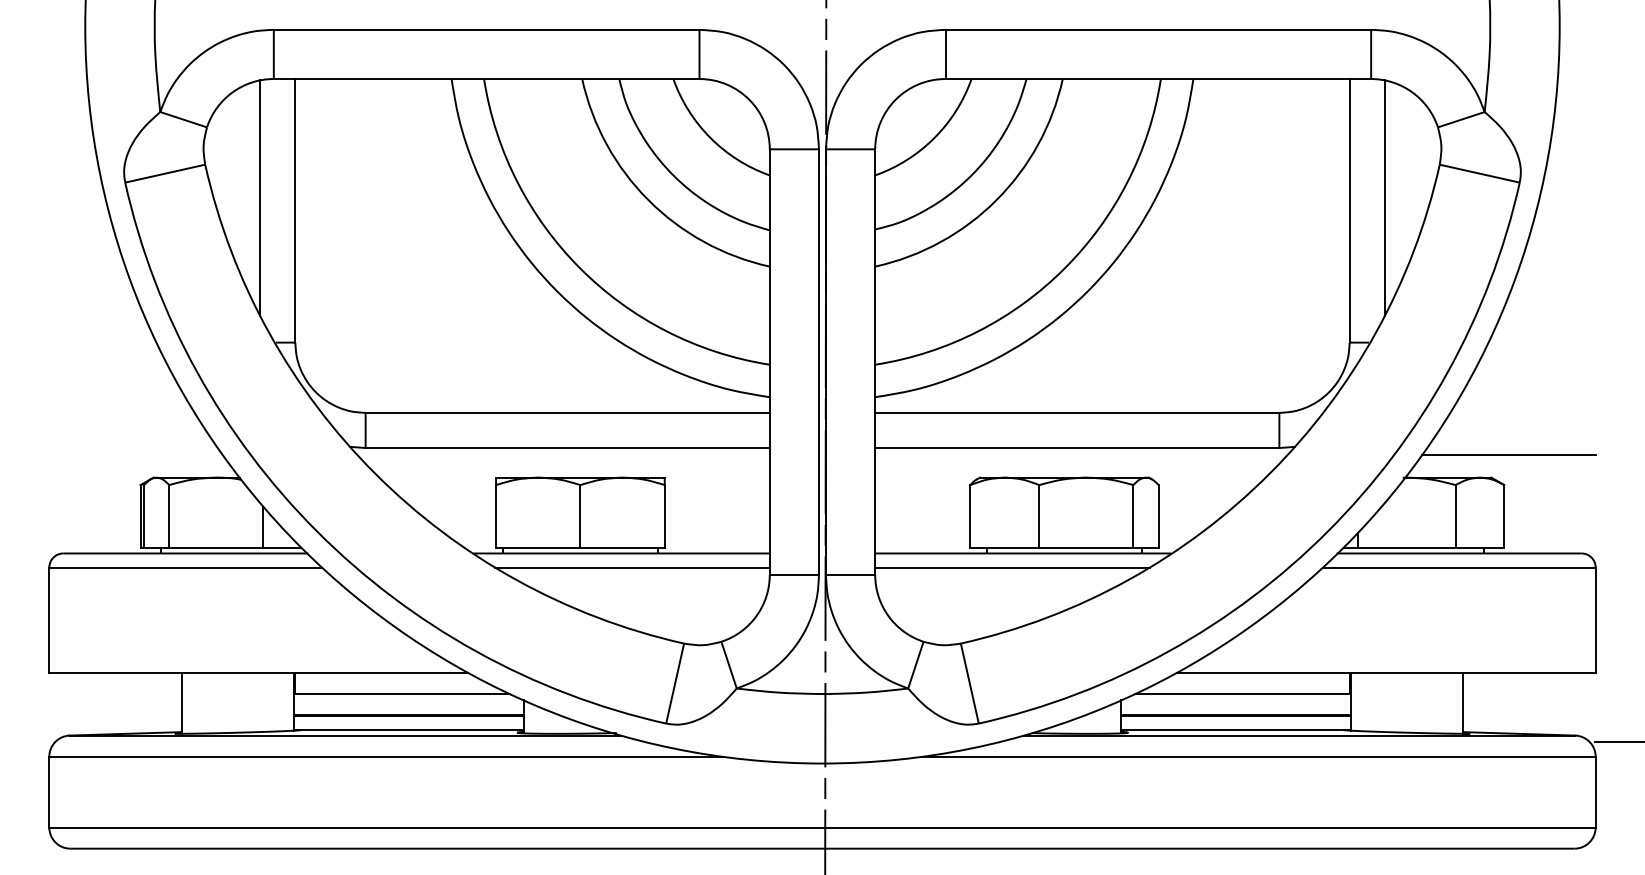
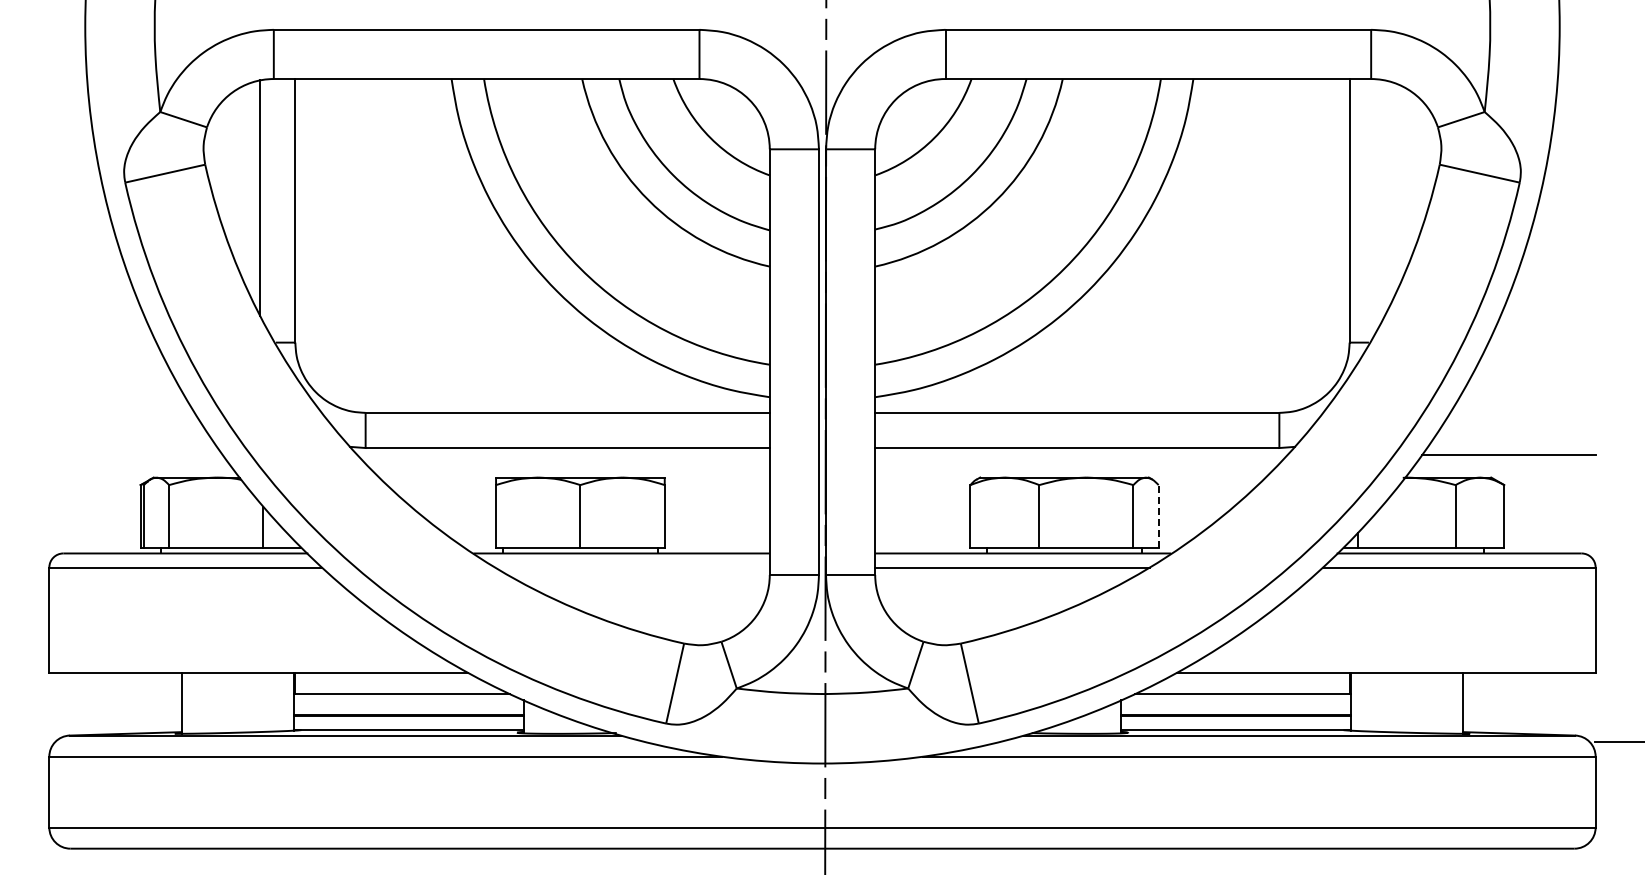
line: present -> none (1384, 198)
line: solid -> dashed (1158, 515)
line: present -> none (632, 567)
